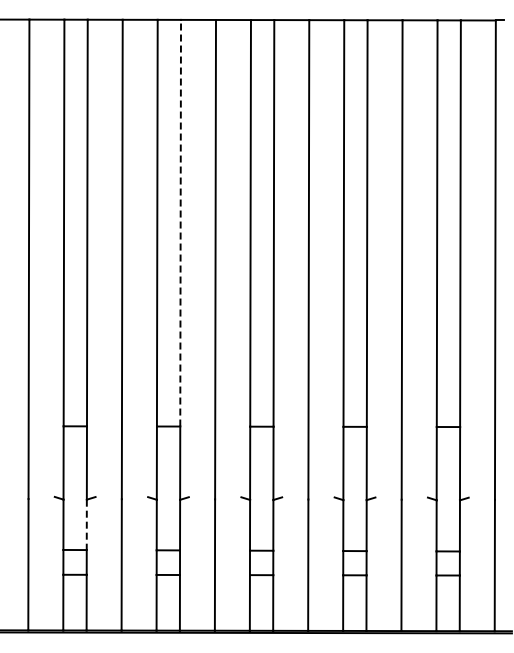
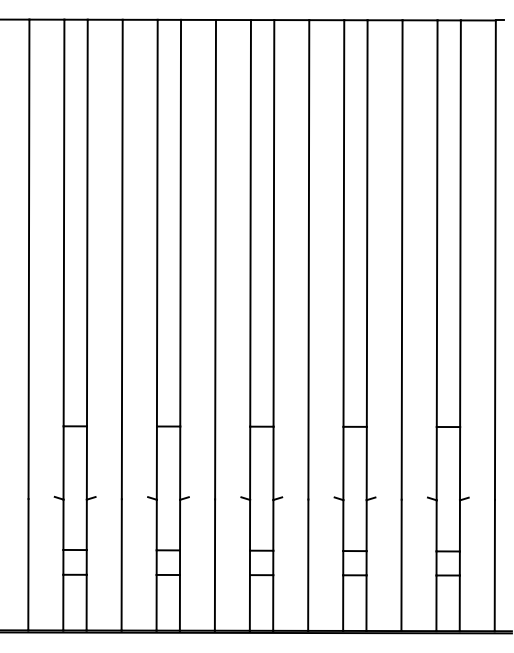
line: dashed -> solid (180, 222)
line: dashed -> solid (86, 525)
